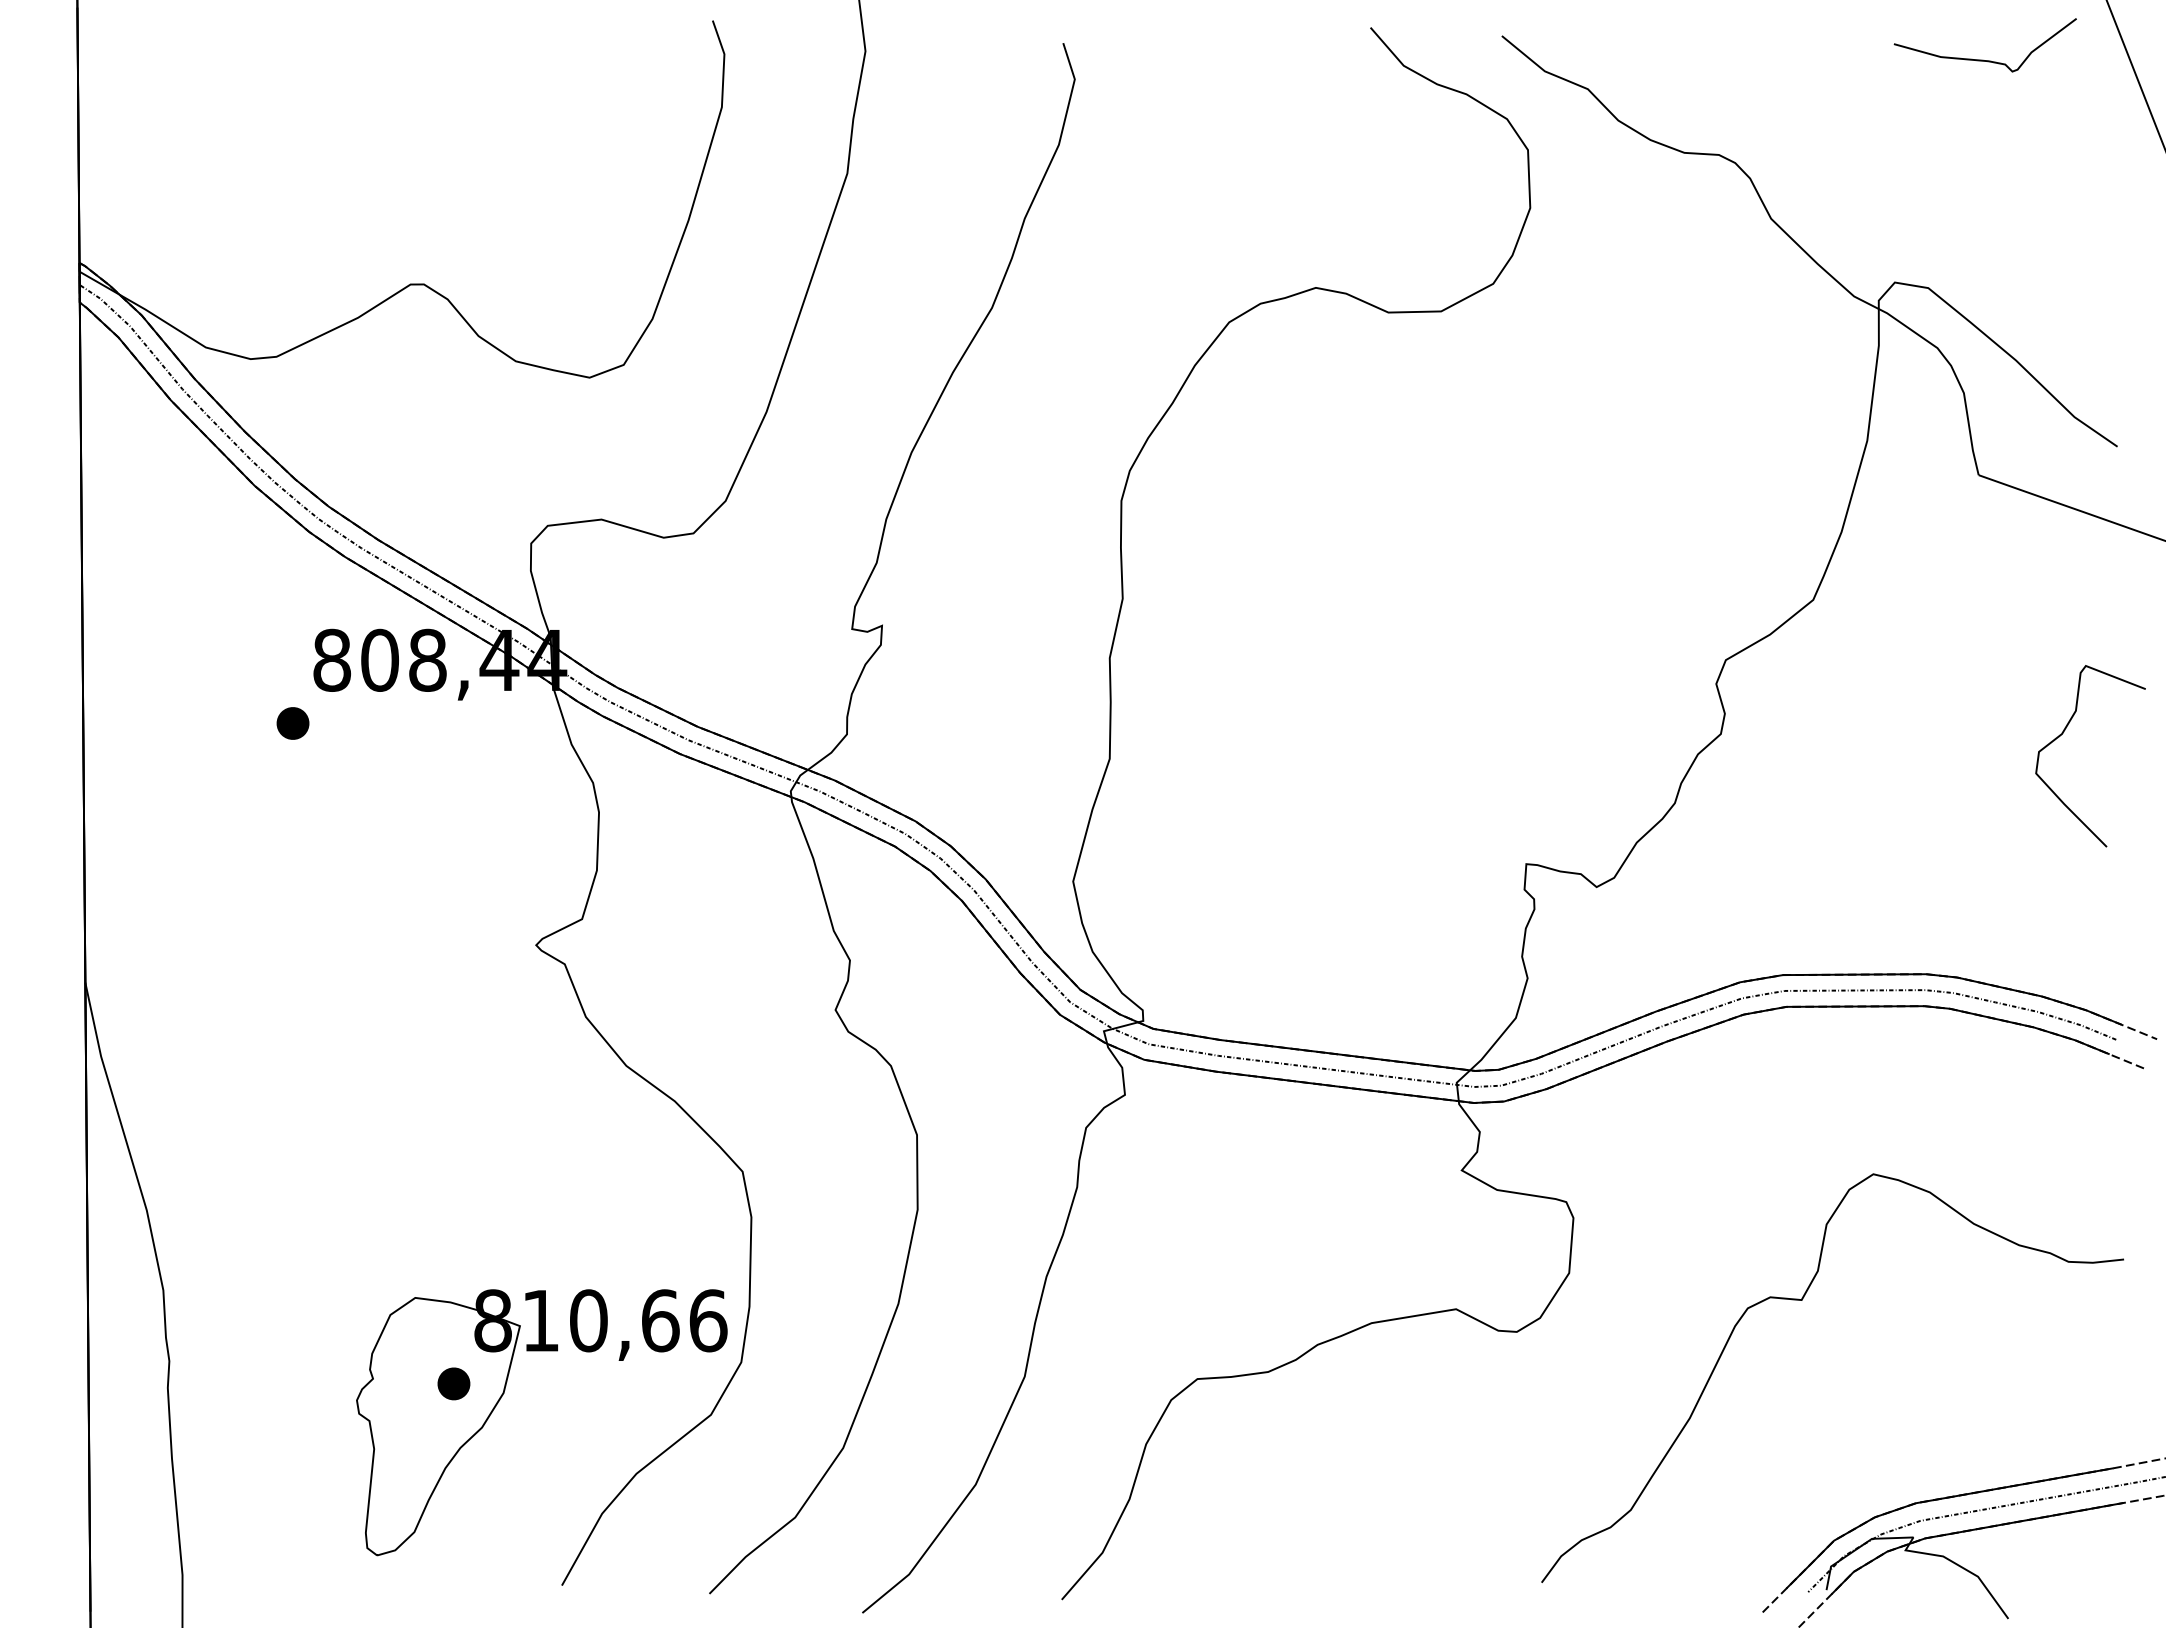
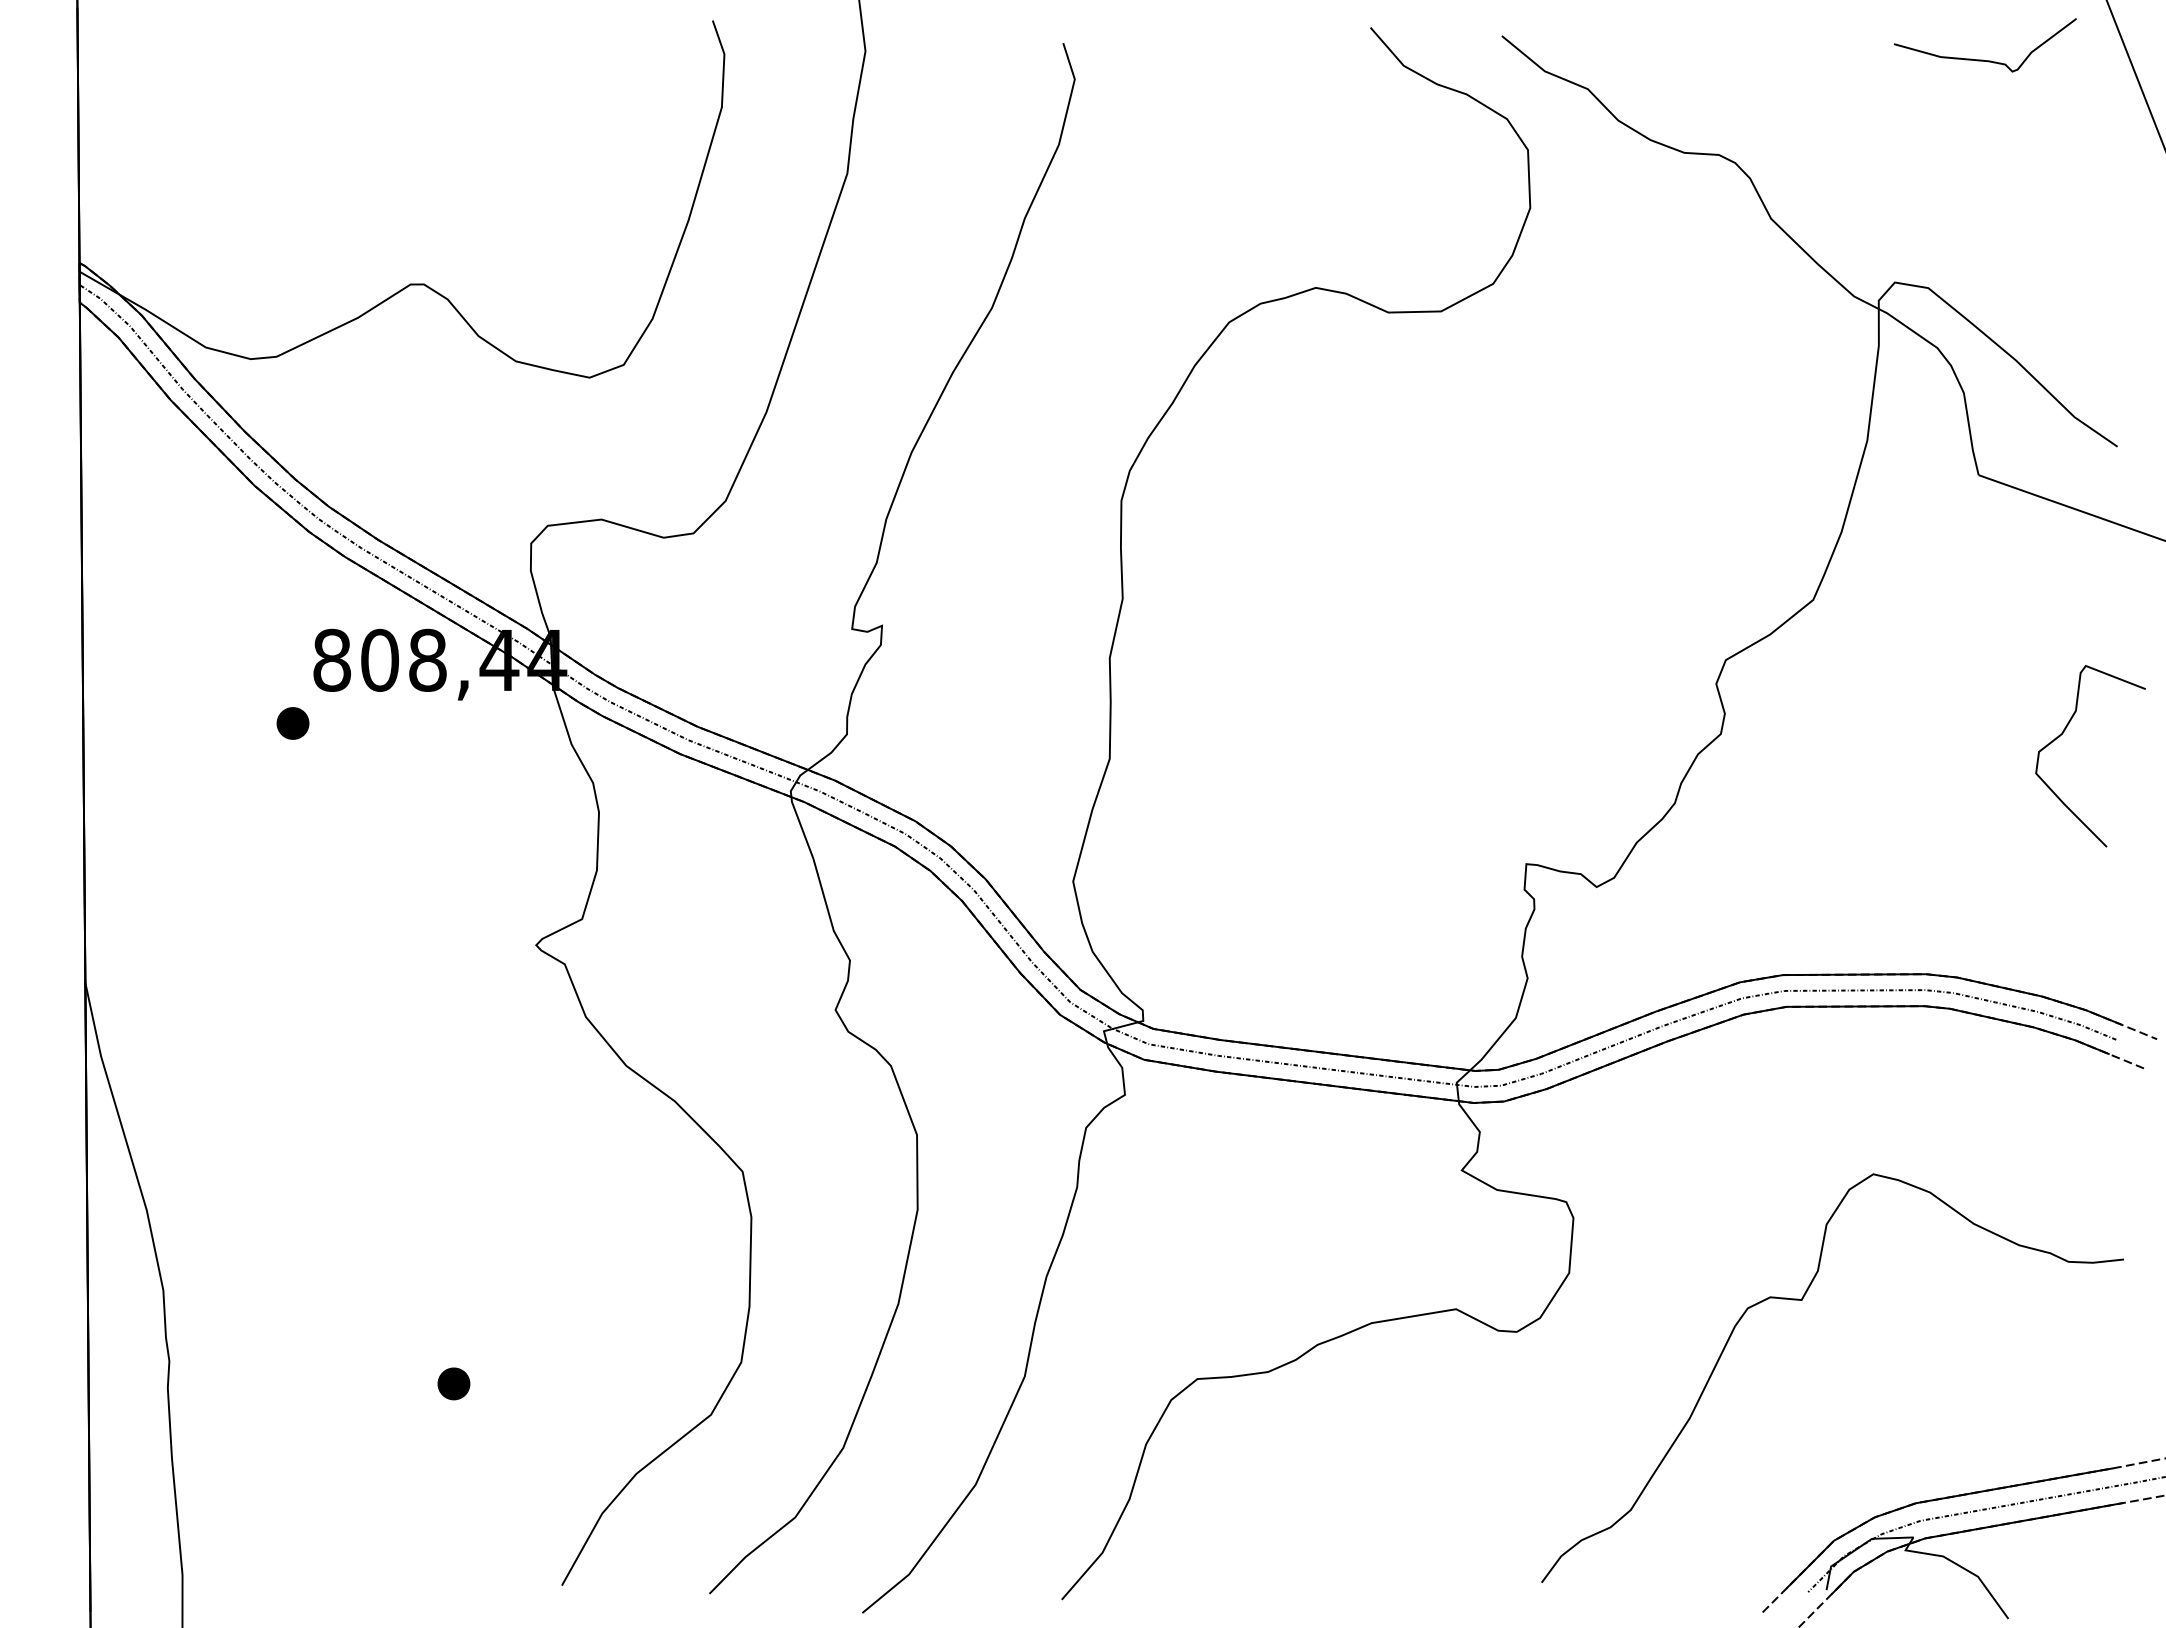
part: present -> none (503, 1395)
